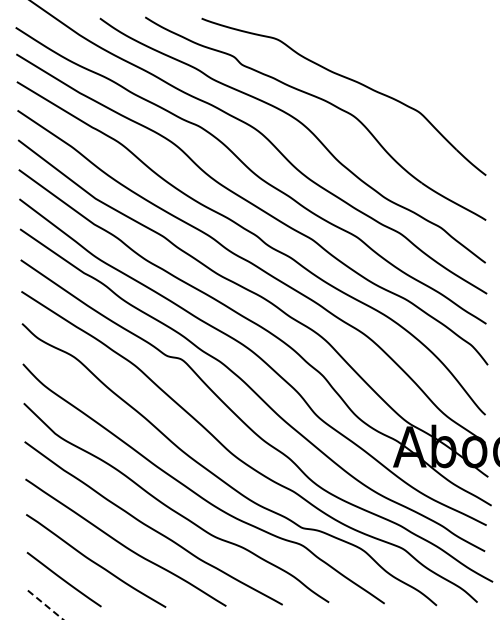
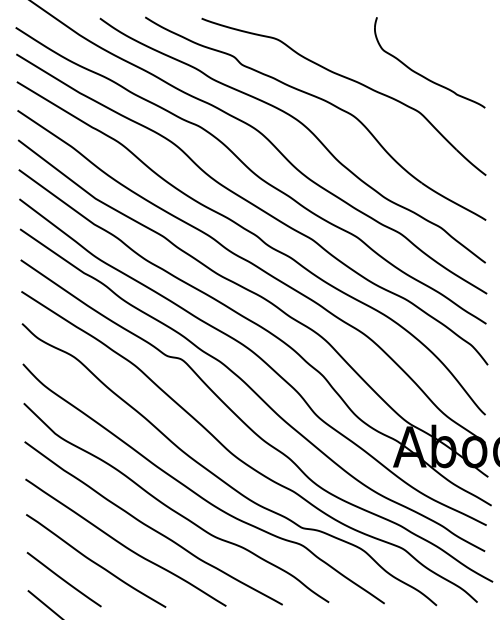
part: none -> present (423, 75)
line: dashed -> solid (45, 605)
